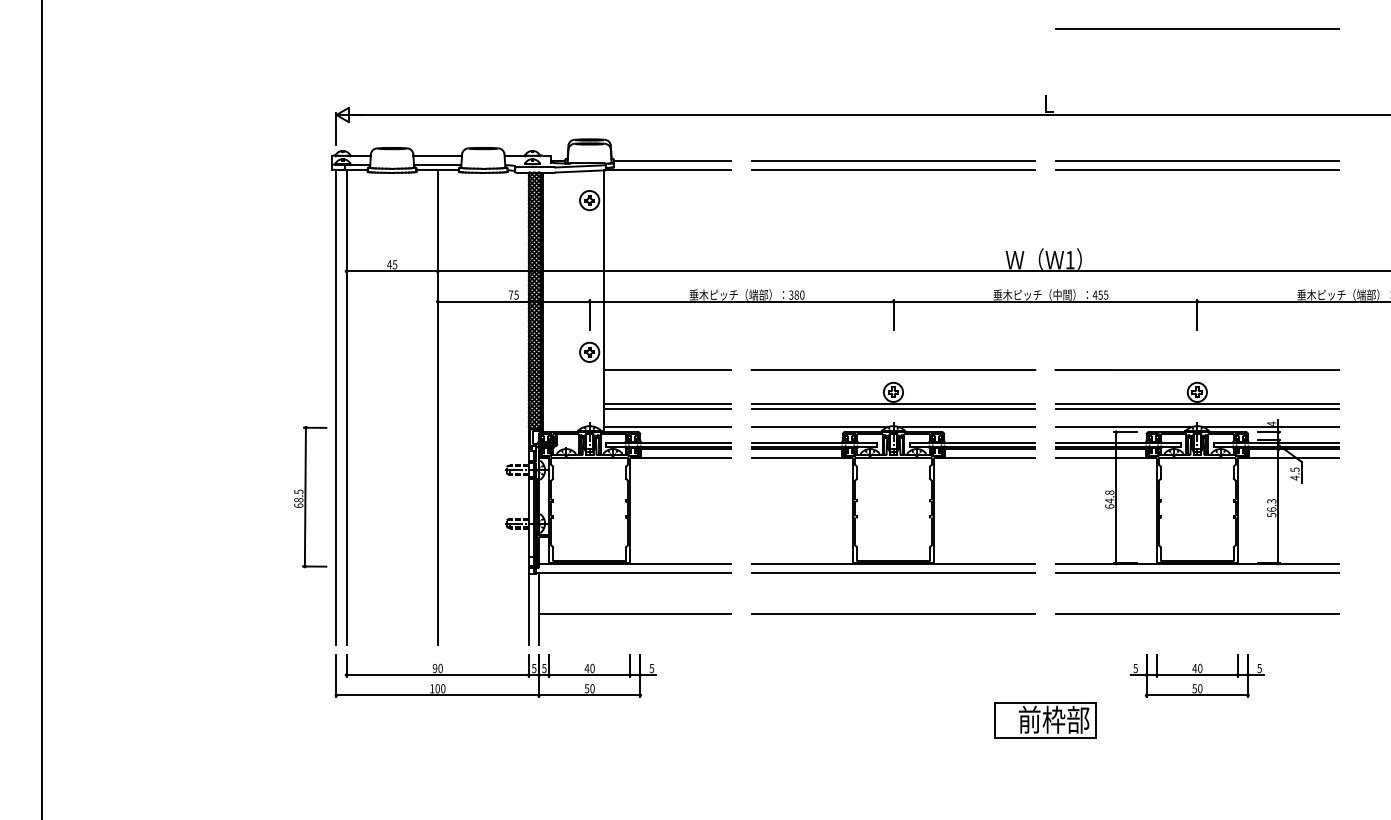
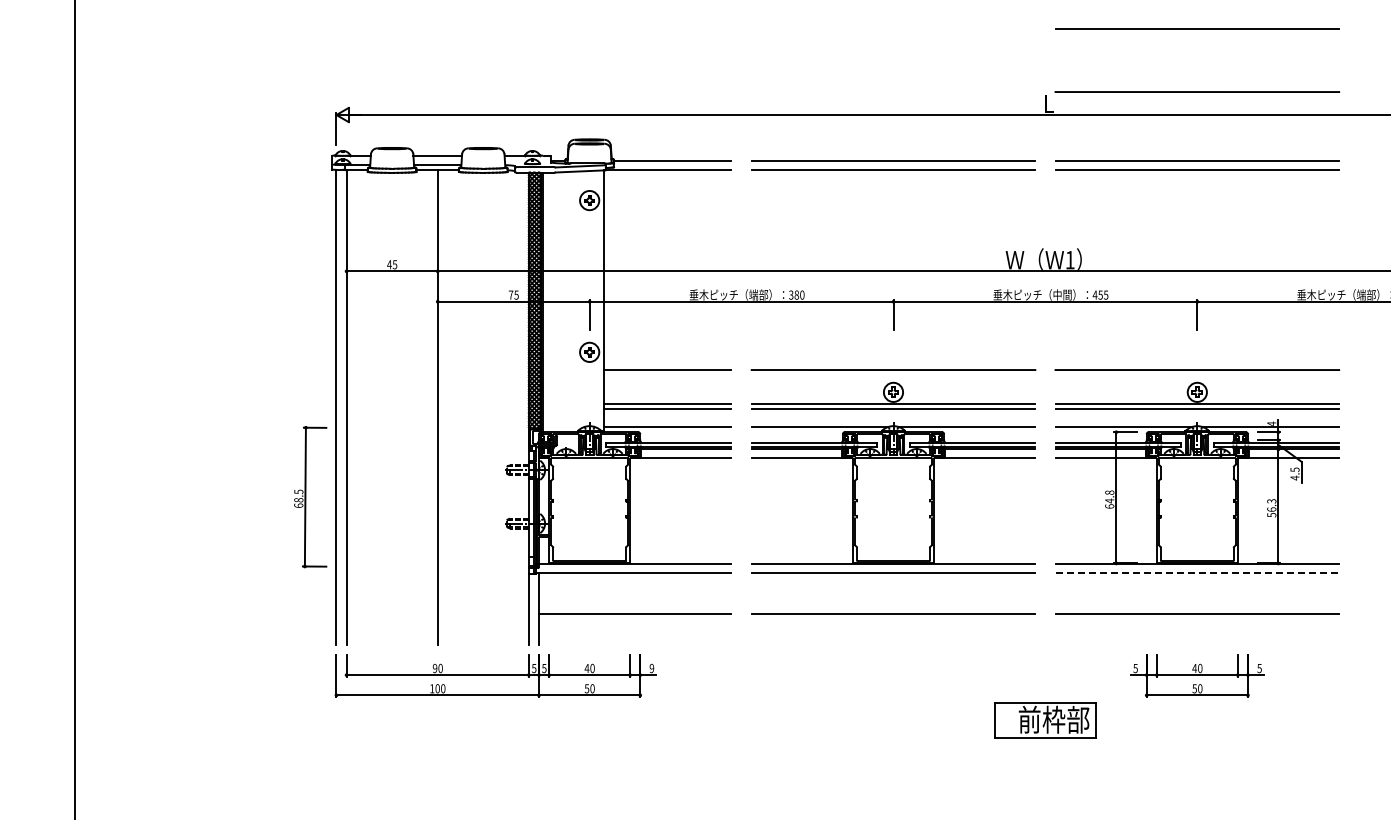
line: none -> present (1196, 91)
line position: (41, 409) -> (74, 409) (74, 409)
line: solid -> dashed (1197, 572)
text: 5 -> 9 (651, 667)
